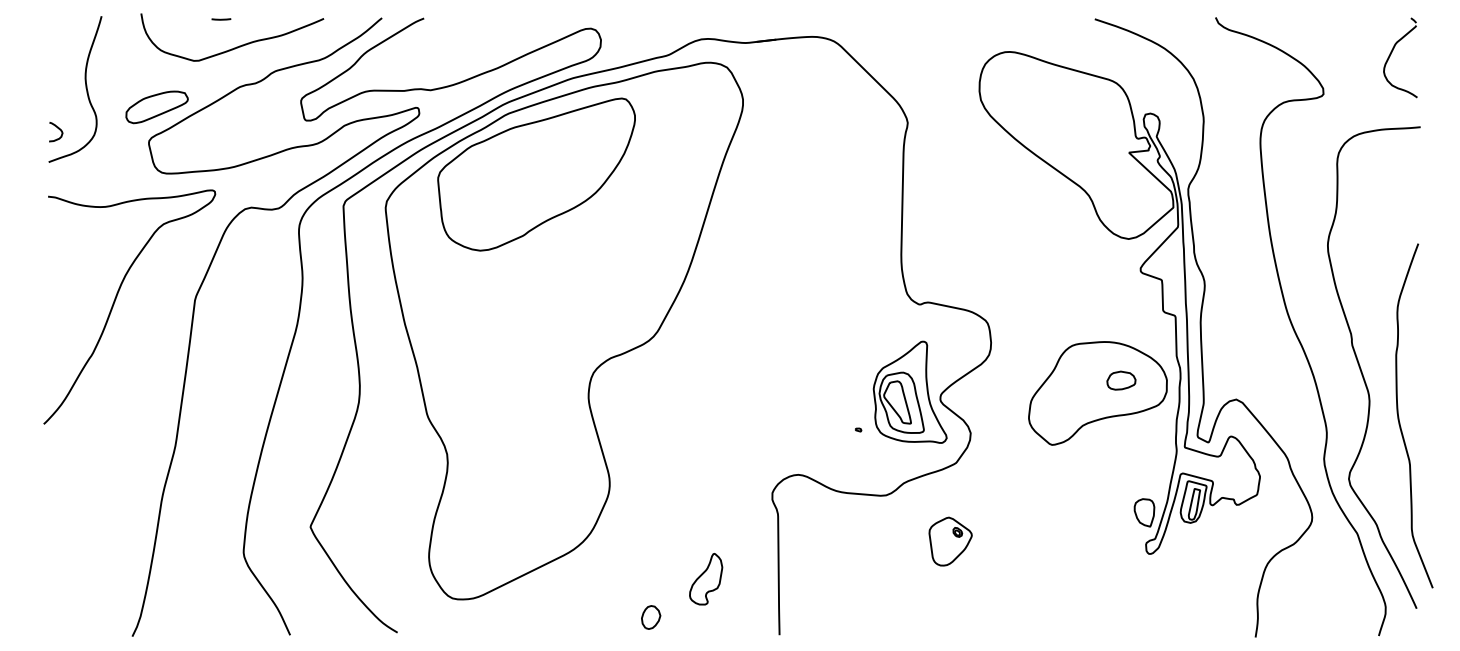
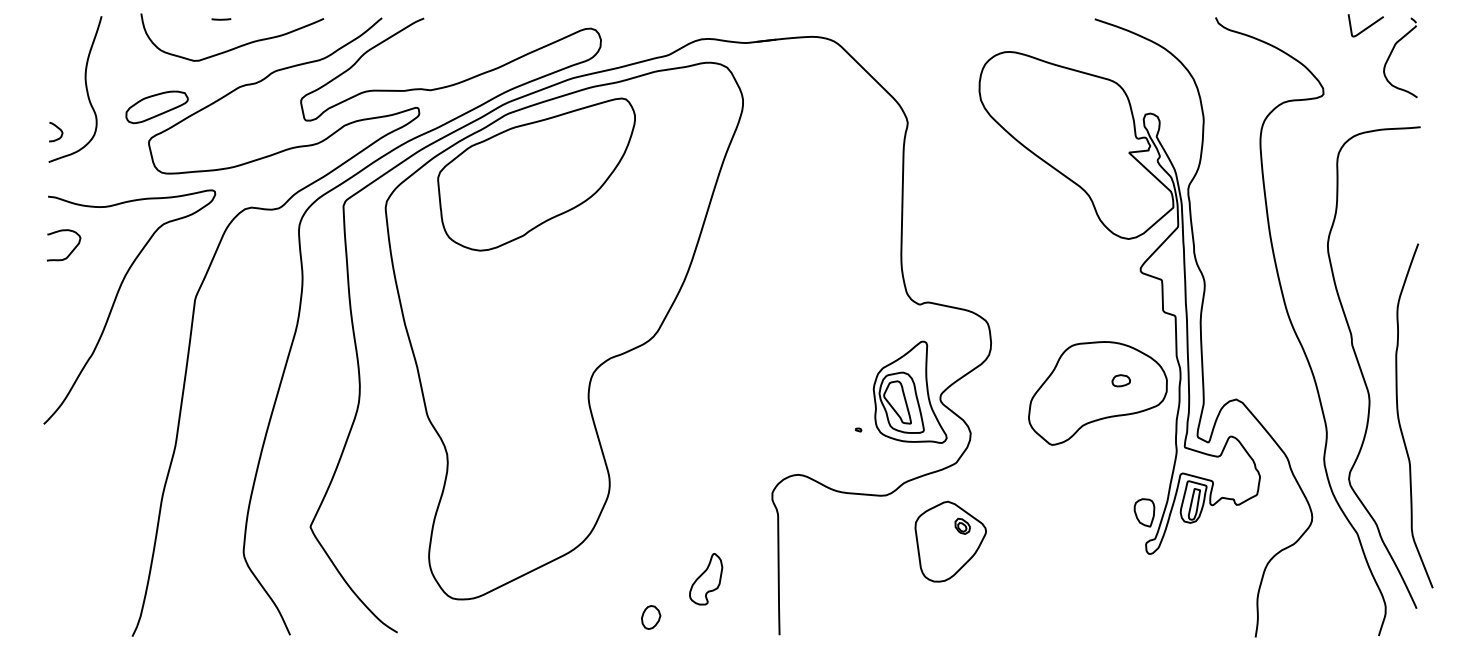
curve: none -> present (1367, 26)
curve: none -> present (71, 250)
part size: 31x21 px -> 20x14 px (1120, 380)
part size: 45x51 px -> 73x83 px (950, 541)
